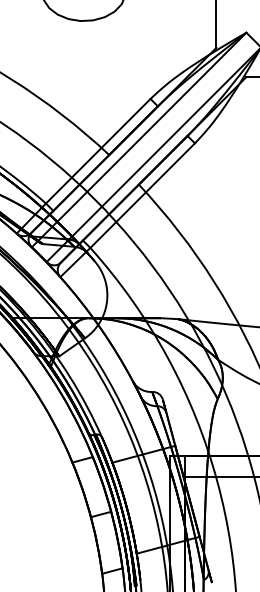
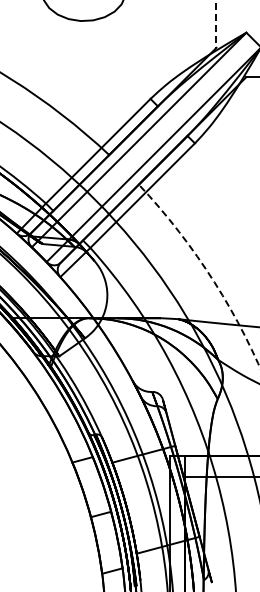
line: solid -> dashed (216, 25)
arc: solid -> dashed (207, 271)
